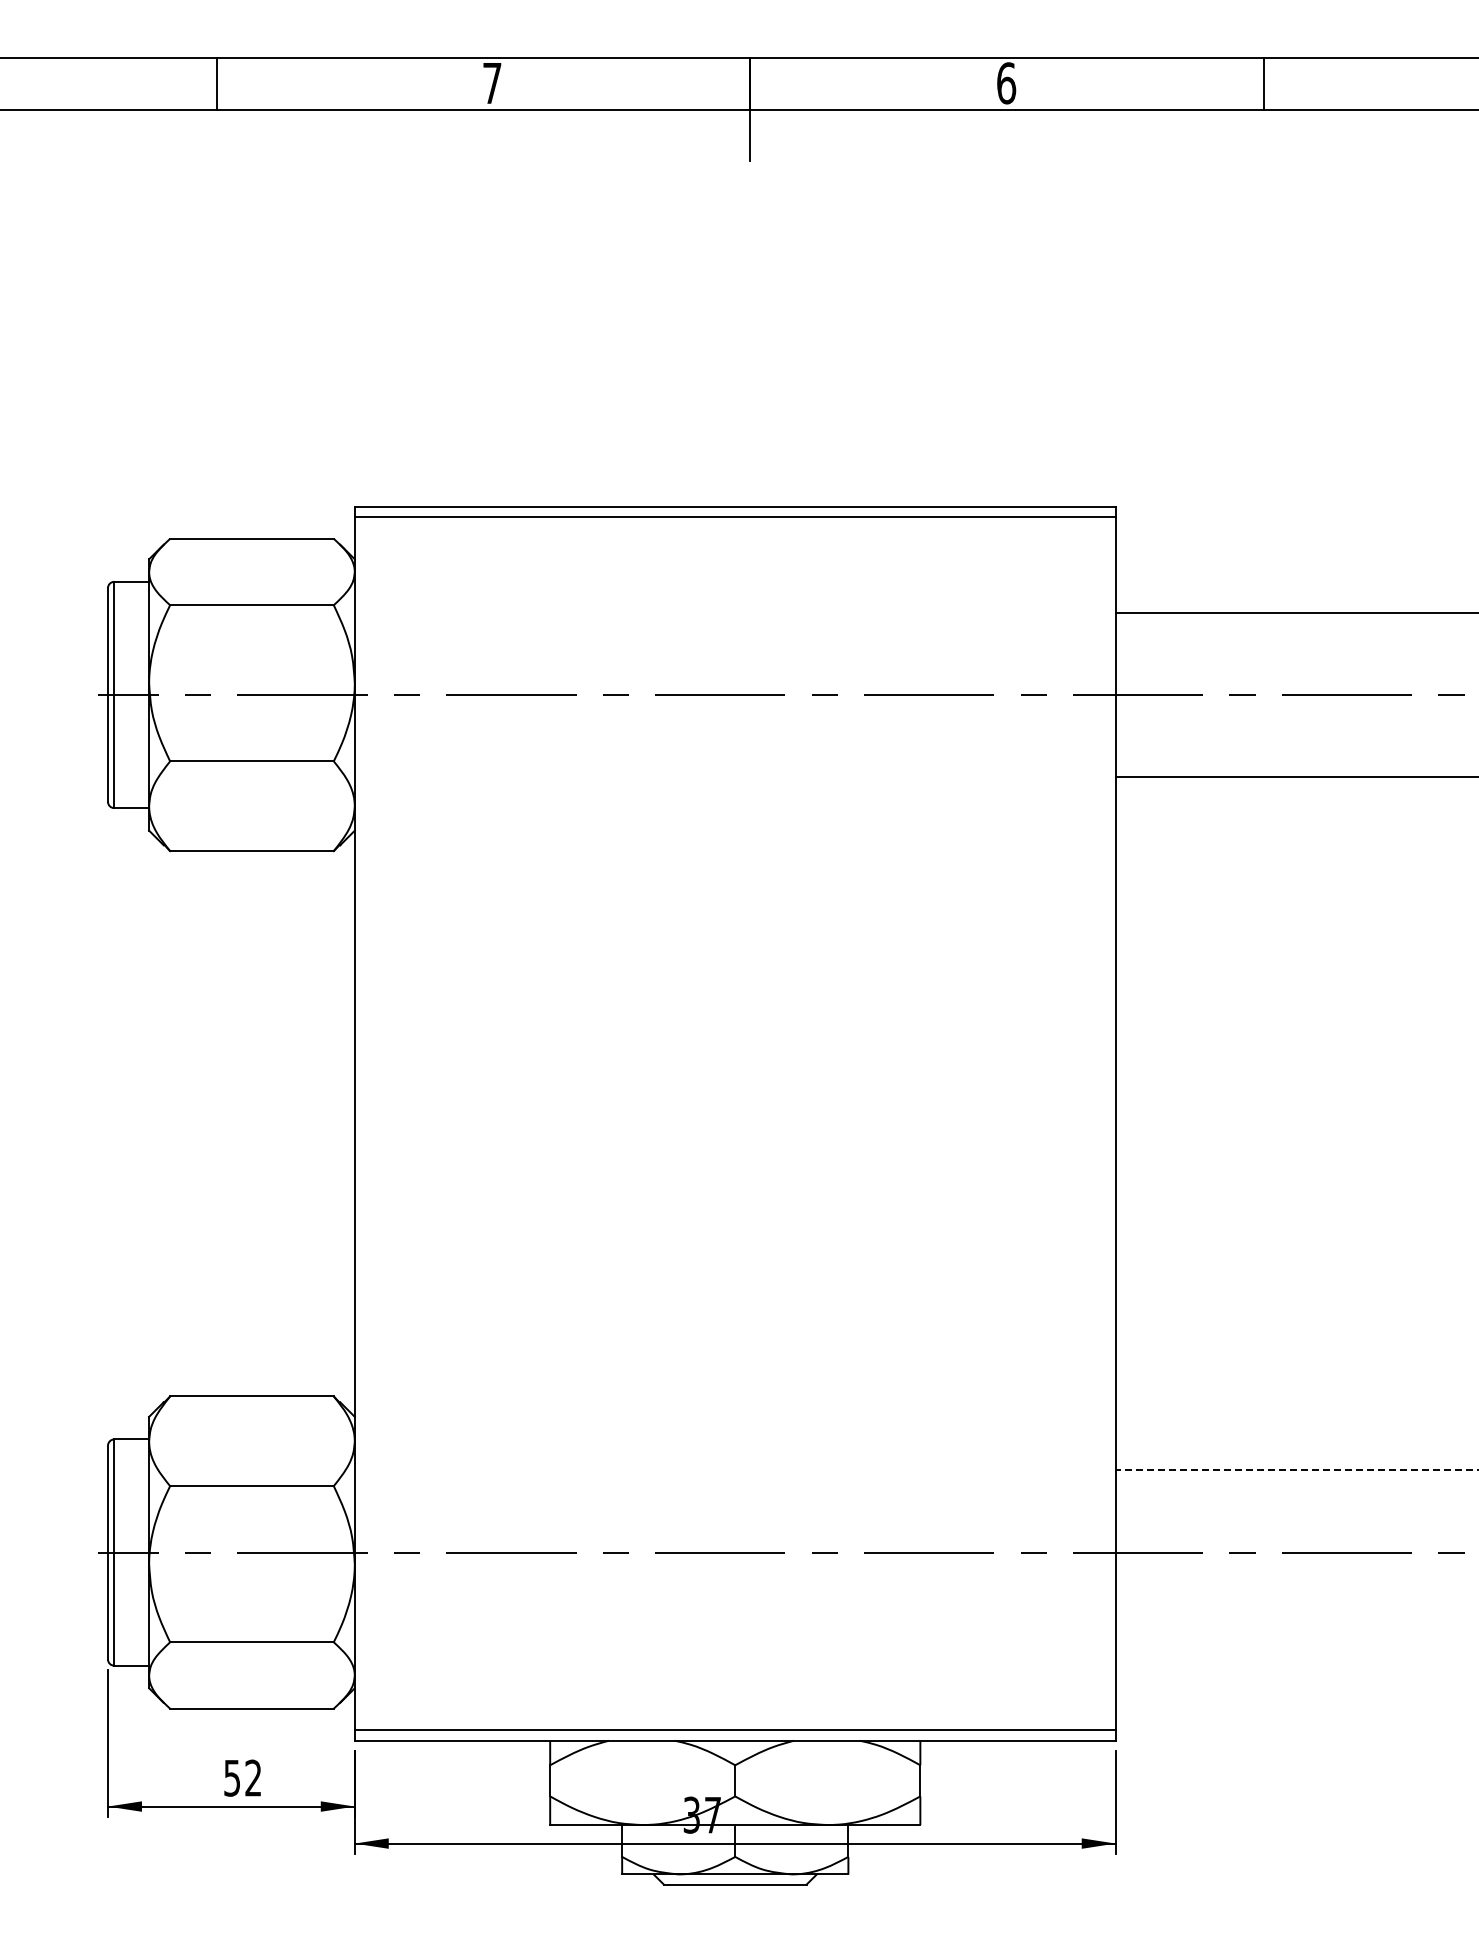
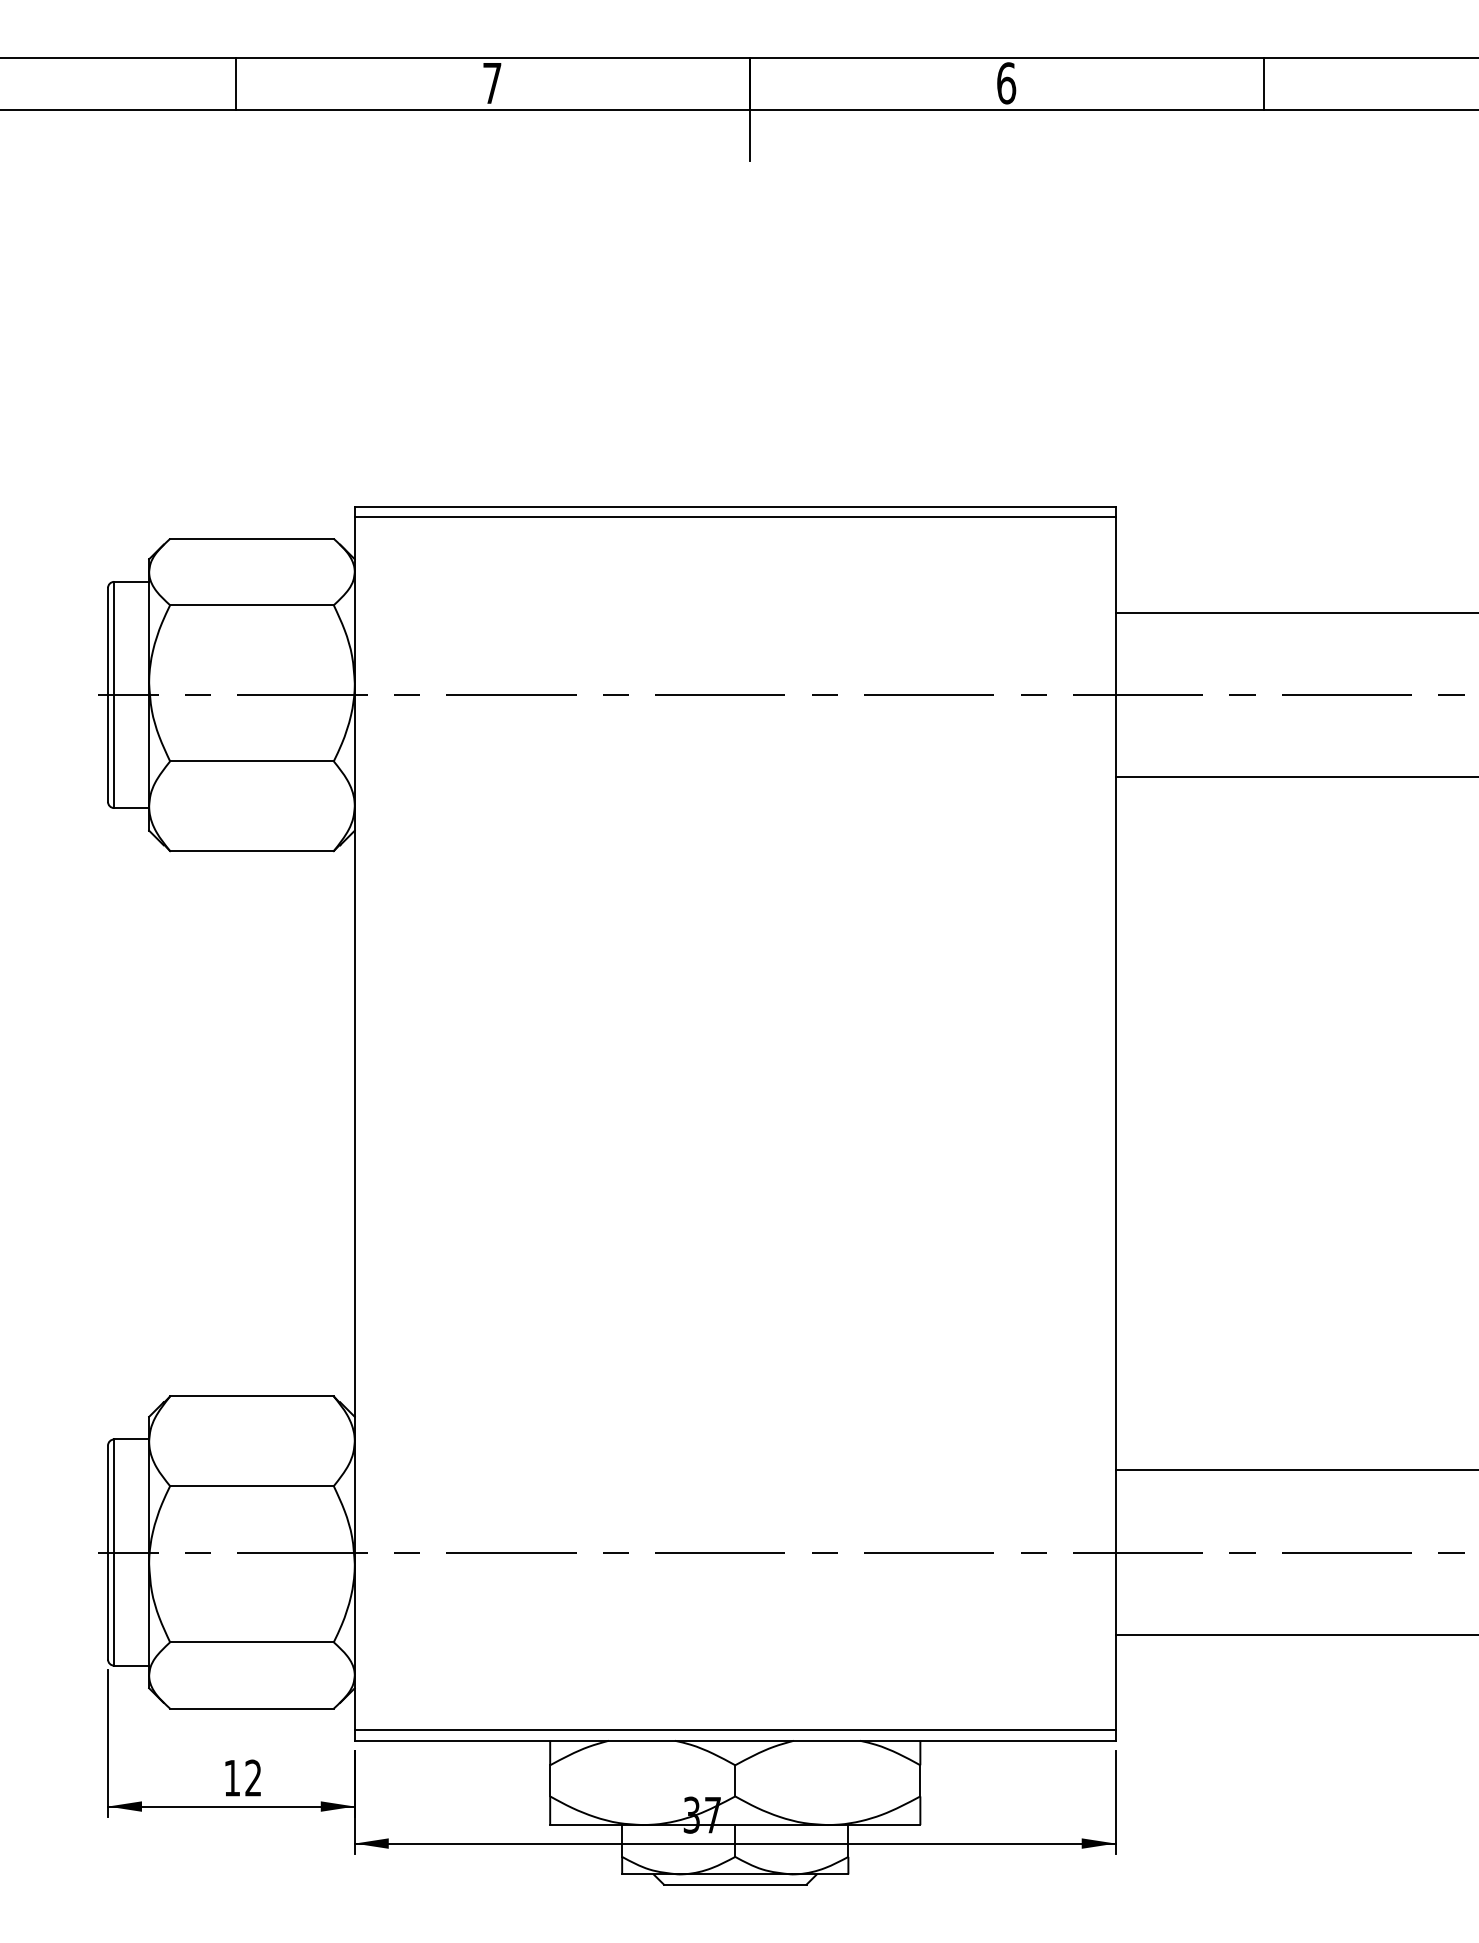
line position: (216, 83) -> (235, 83) (235, 83)
line: dashed -> solid (1296, 1470)
line: none -> present (1295, 1634)
text: 52 -> 12 (231, 1778)
